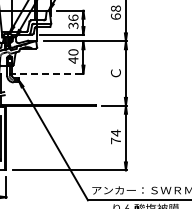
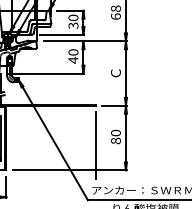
text: 36 -> 30 (73, 17)
line: dashed -> solid (46, 73)
text: 74 -> 80 (115, 136)
line: none -> present (95, 145)
